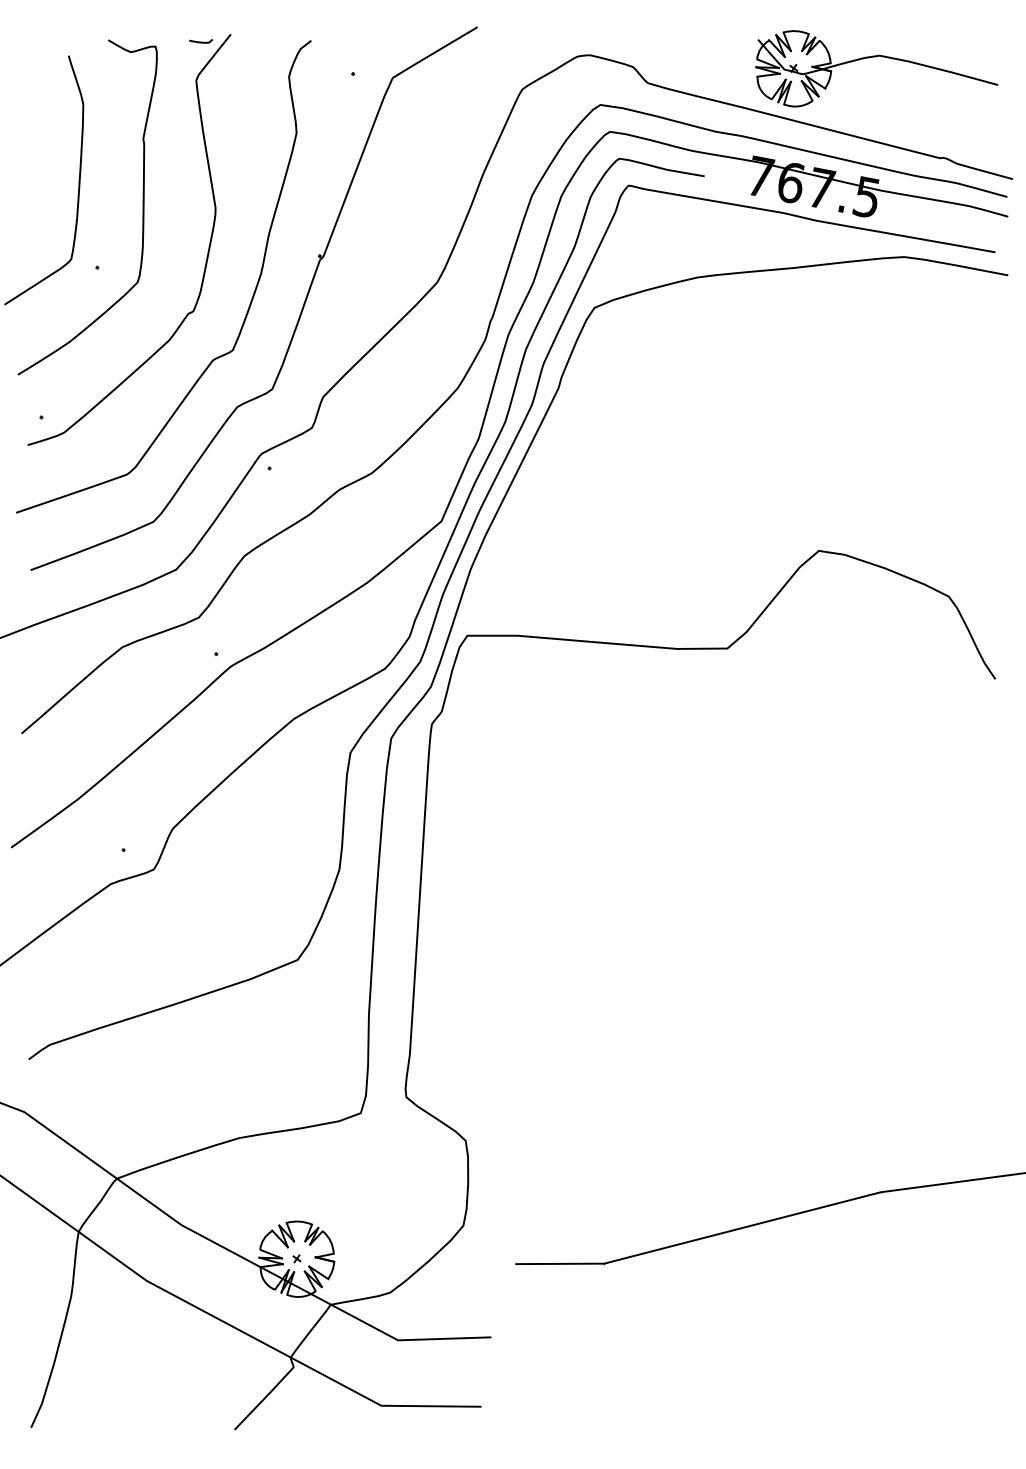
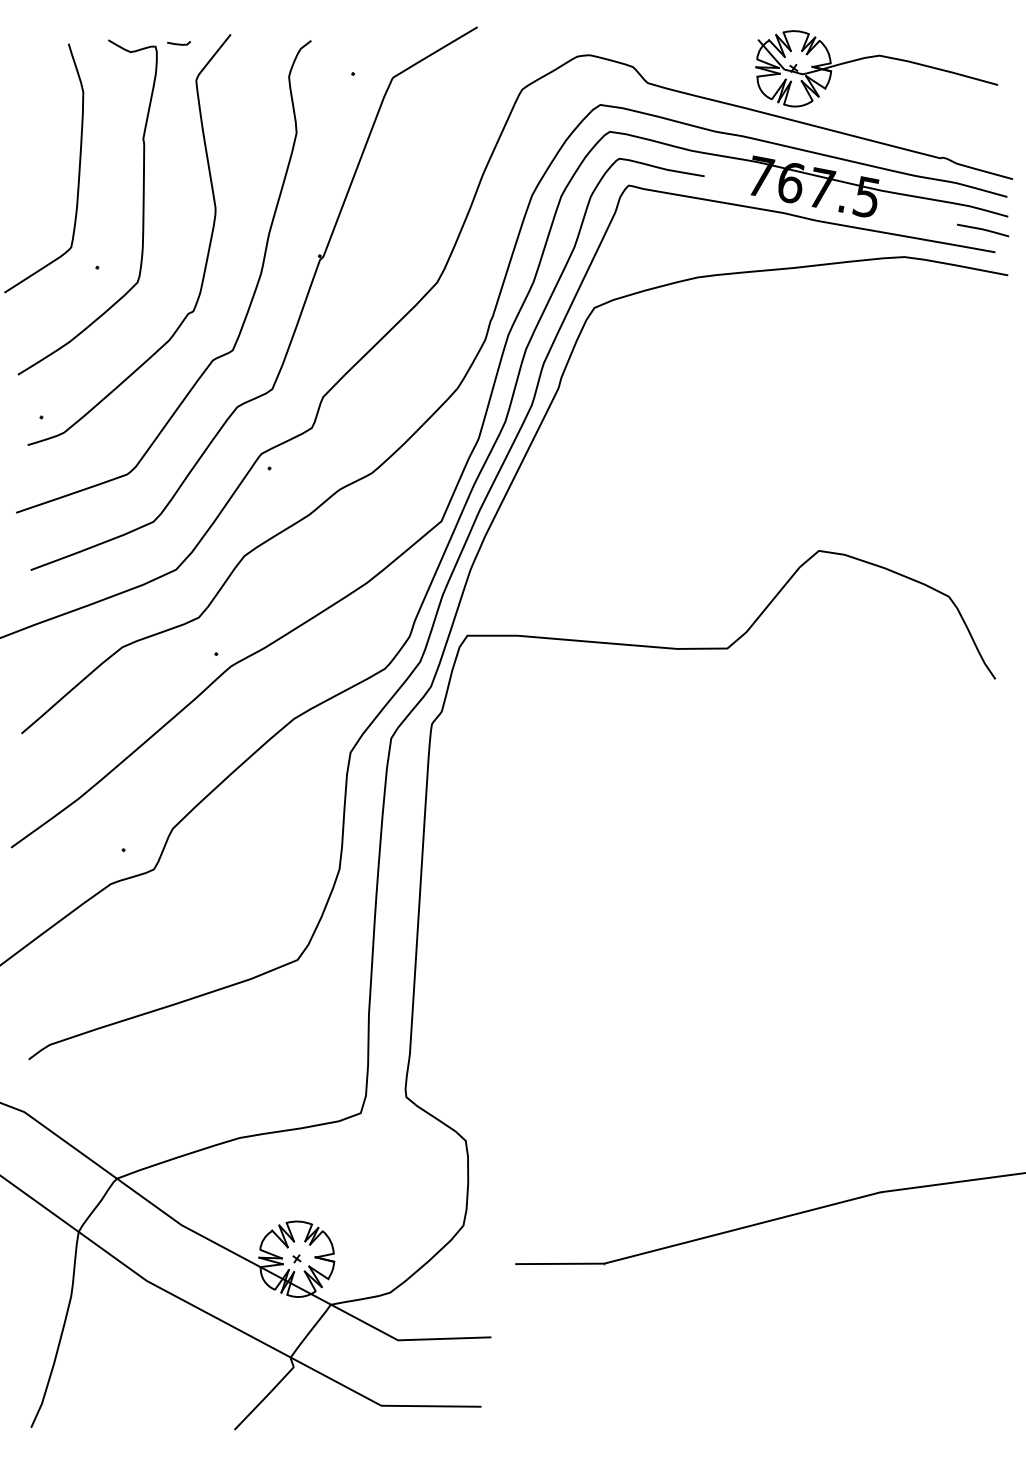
curve position: (200, 41) -> (178, 43) (178, 43)
curve position: (78, 180) -> (78, 168) (78, 168)
line: none -> present (983, 230)
